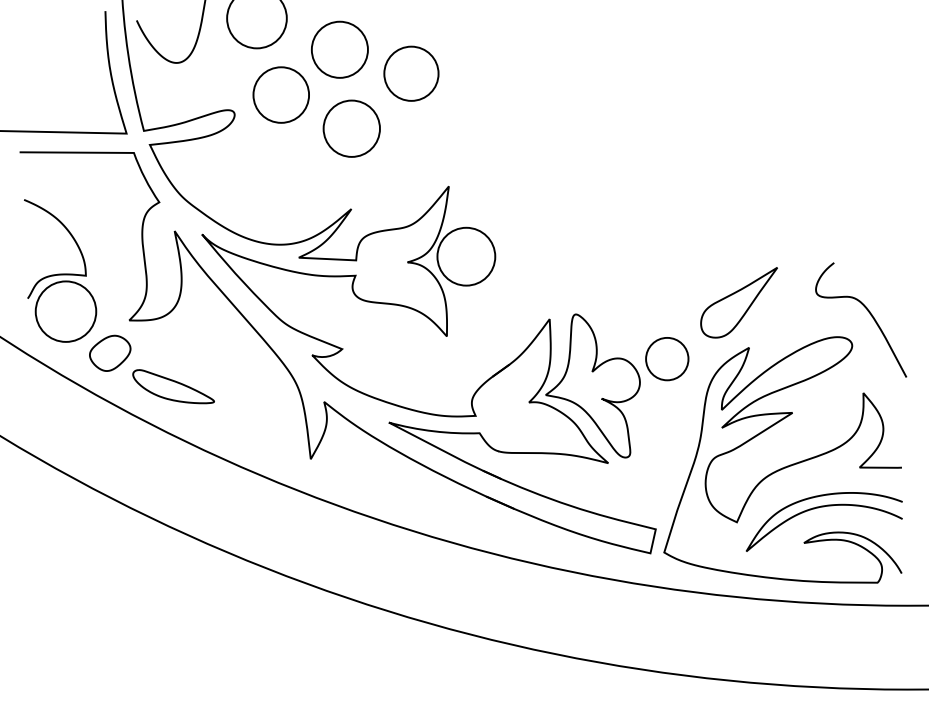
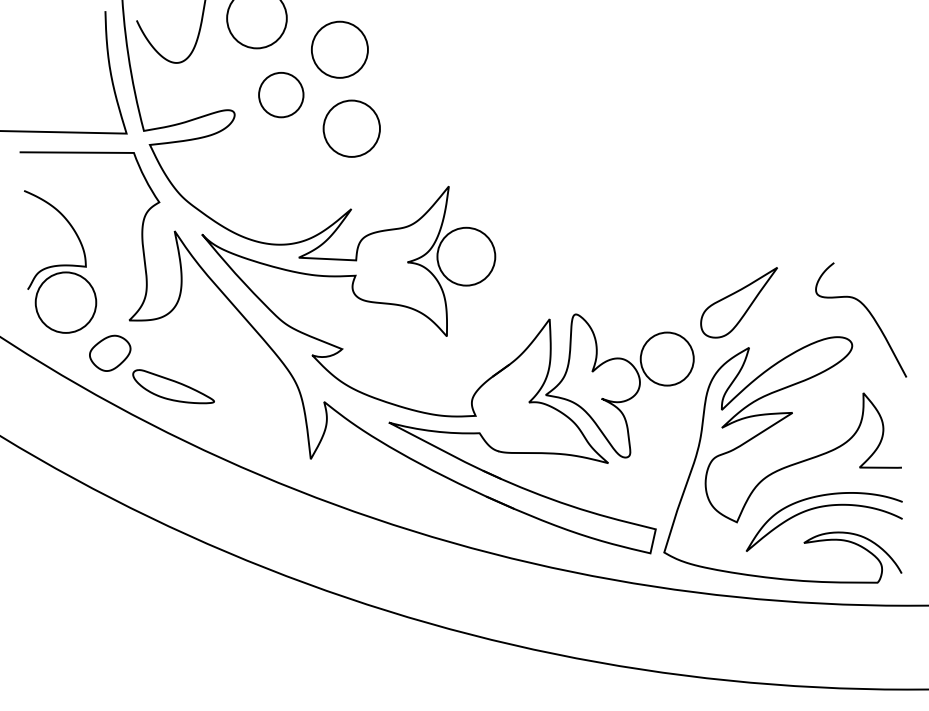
circle: present -> none (411, 73)
circle diameter: 56 px -> 44 px (281, 94)
part position: (60, 270) -> (60, 261) (60, 261)
circle diameter: 42 px -> 53 px (666, 358)
